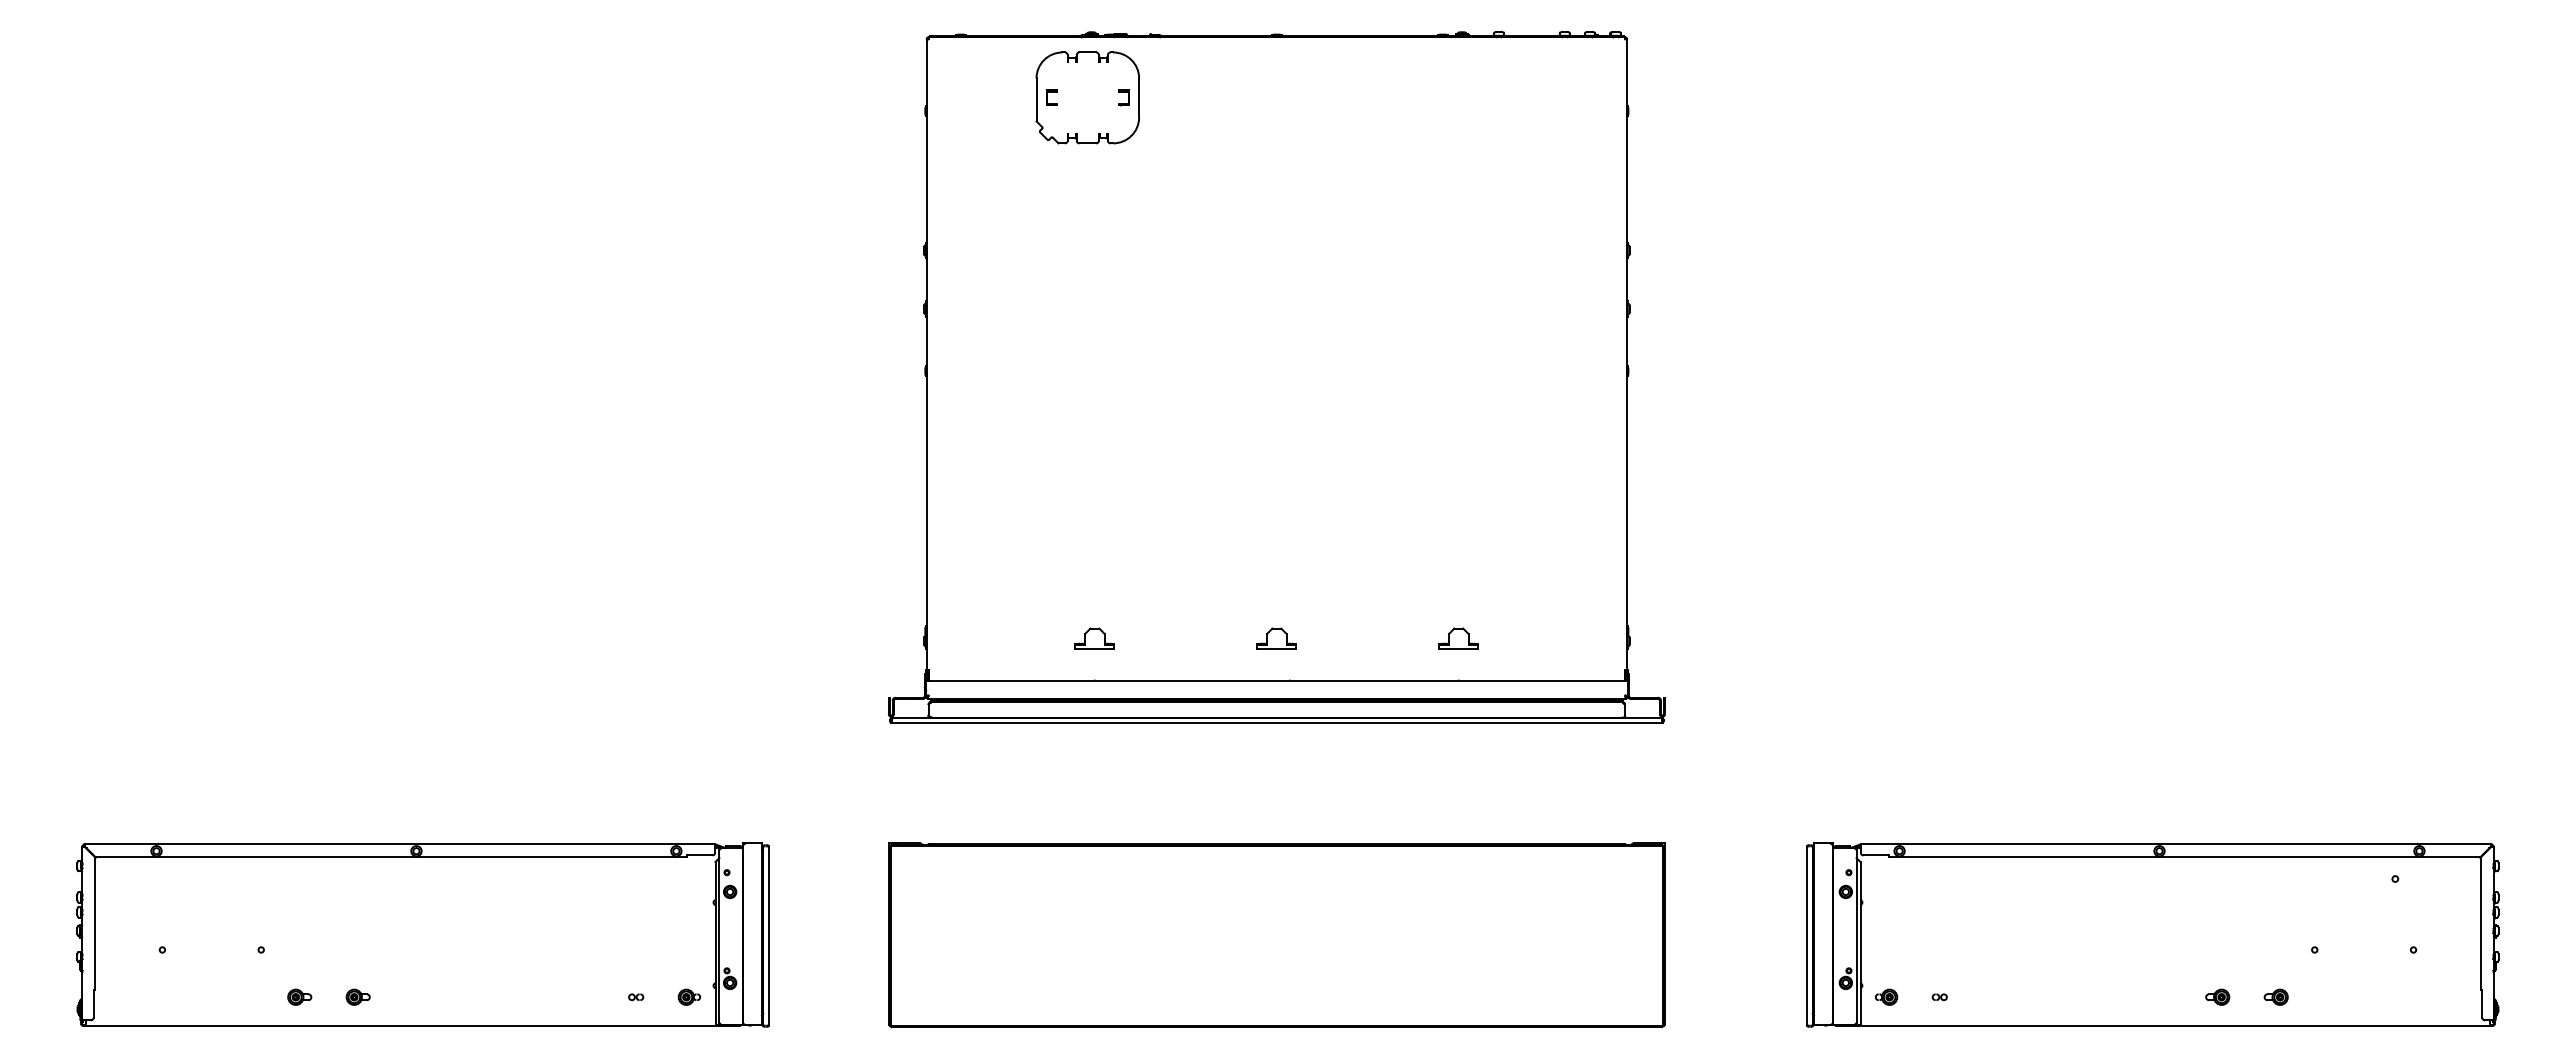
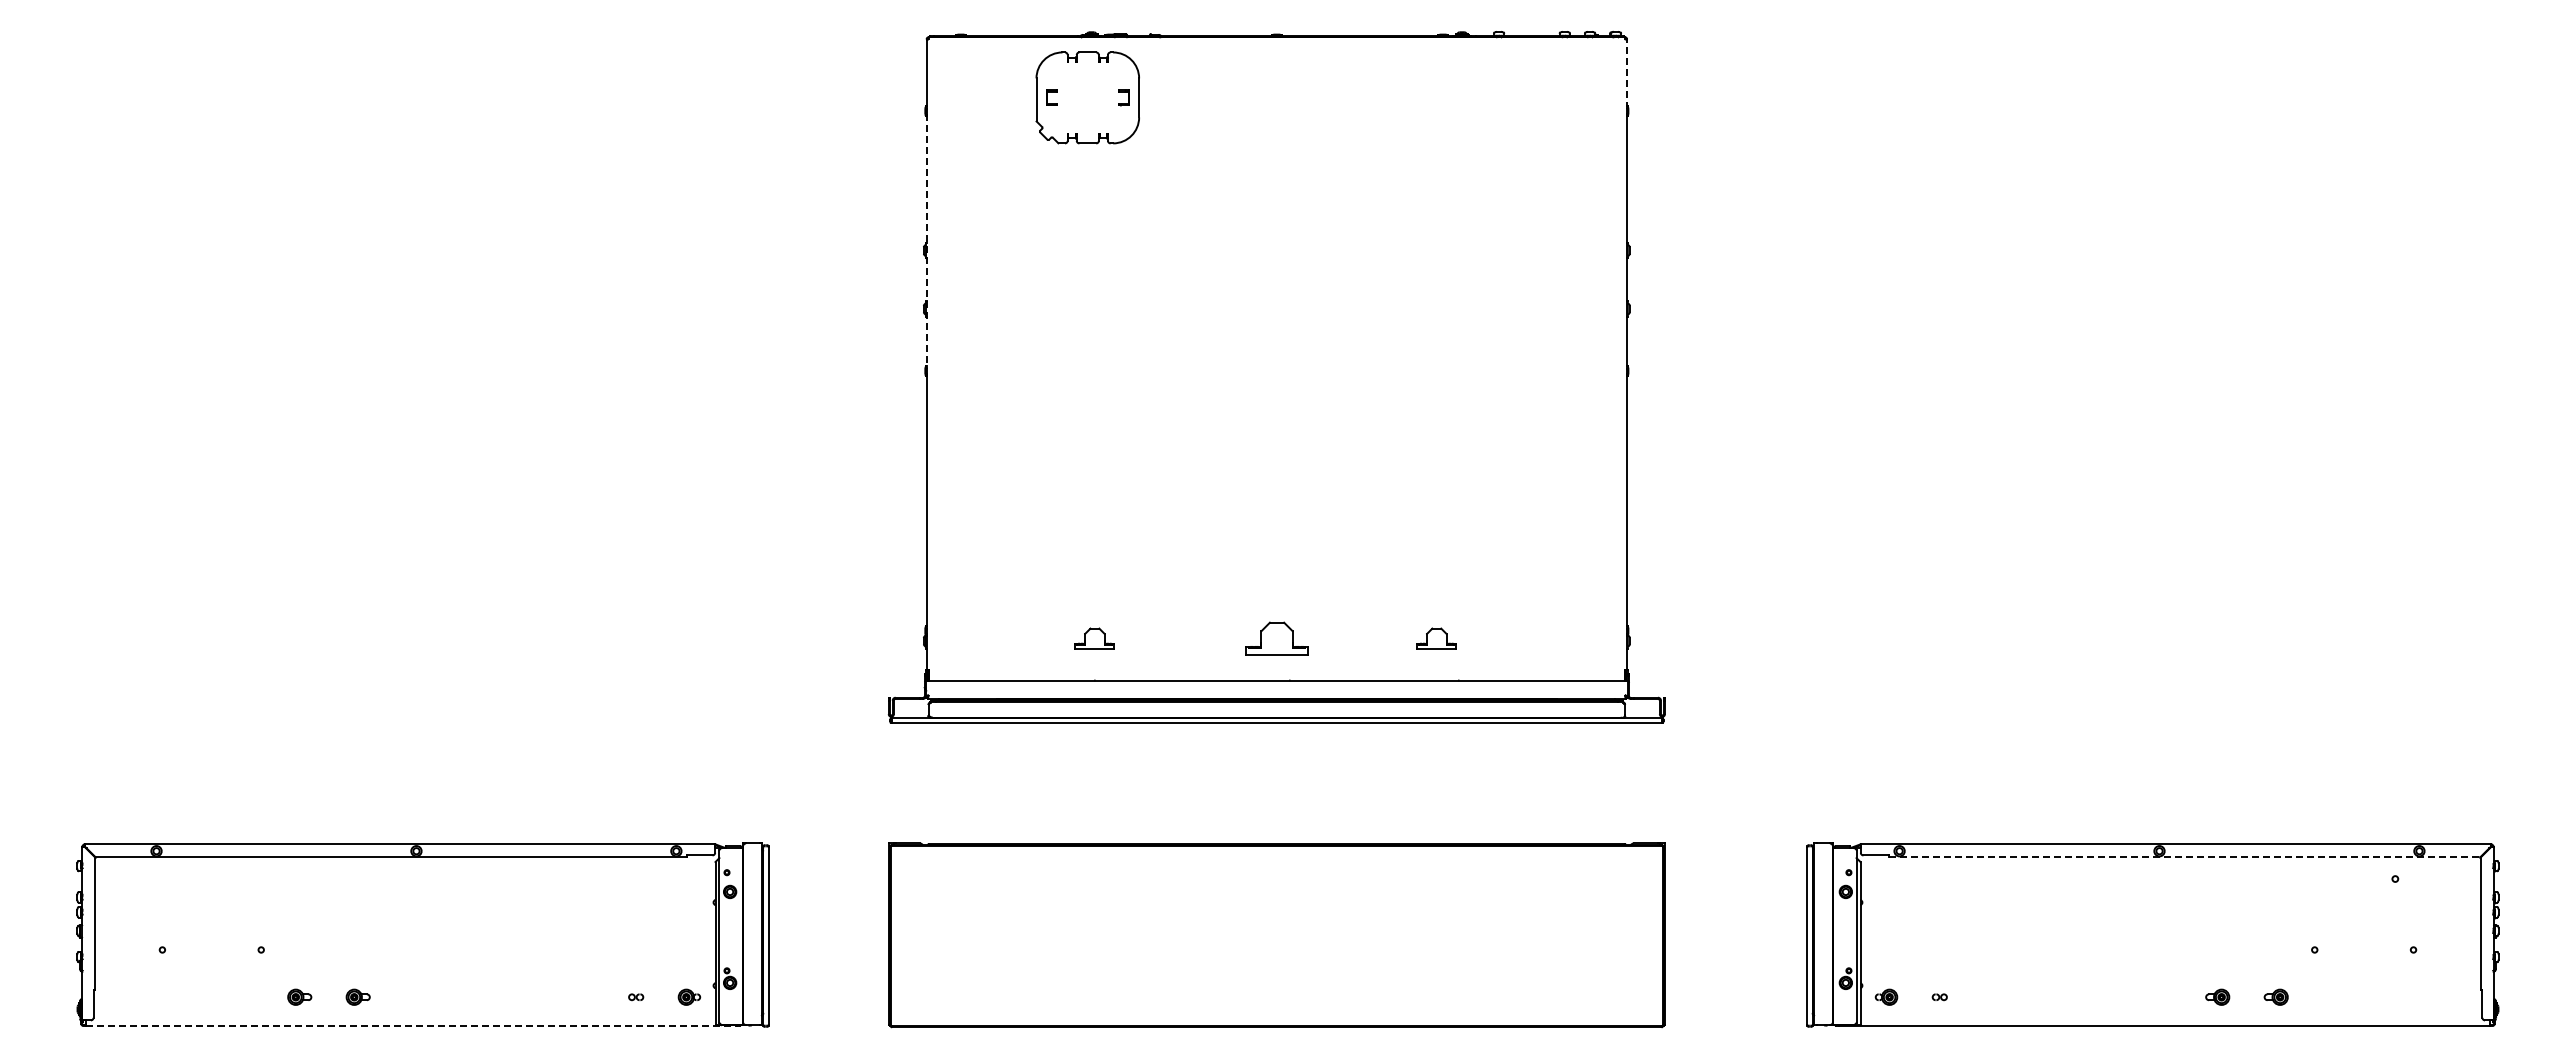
line: solid -> dashed (1627, 73)
line: solid -> dashed (926, 241)
part size: 41x23 px -> 64x35 px (1276, 638)
part position: (1458, 638) -> (1436, 638) (1436, 638)
line: solid -> dashed (2184, 857)
line: solid -> dashed (411, 1026)
